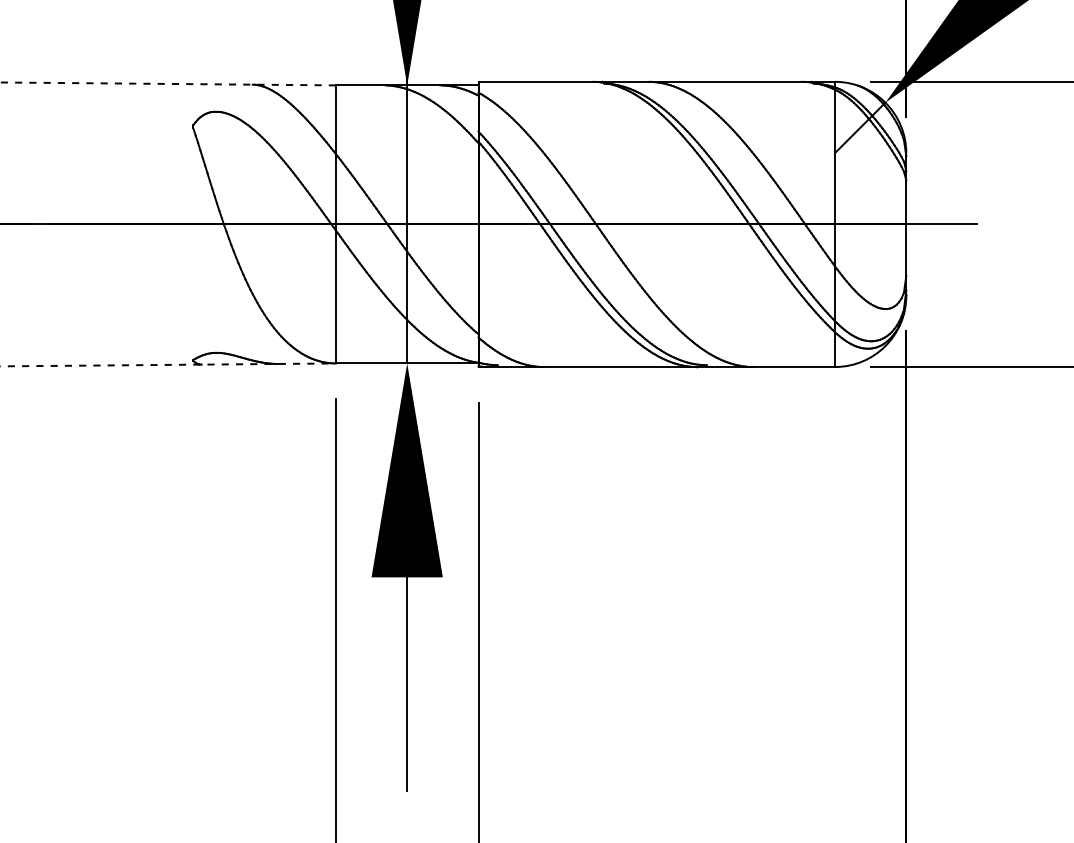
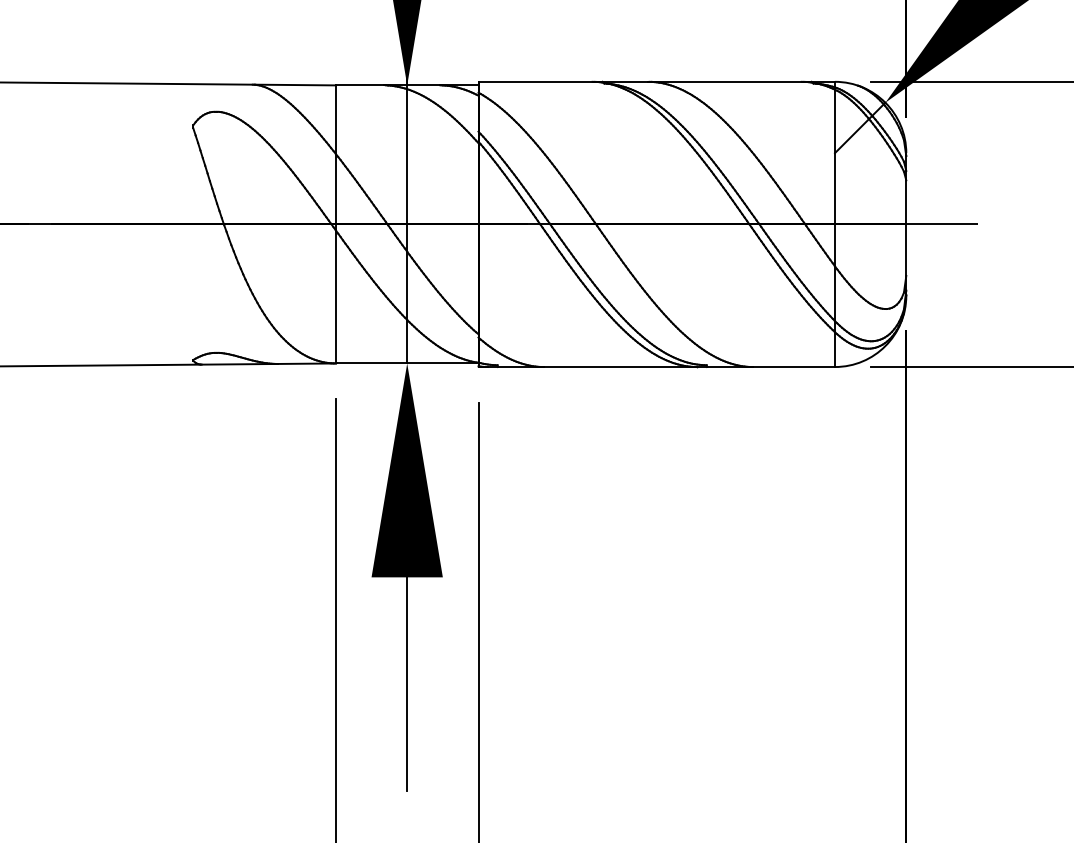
line: dashed -> solid (167, 83)
line: dashed -> solid (168, 364)
